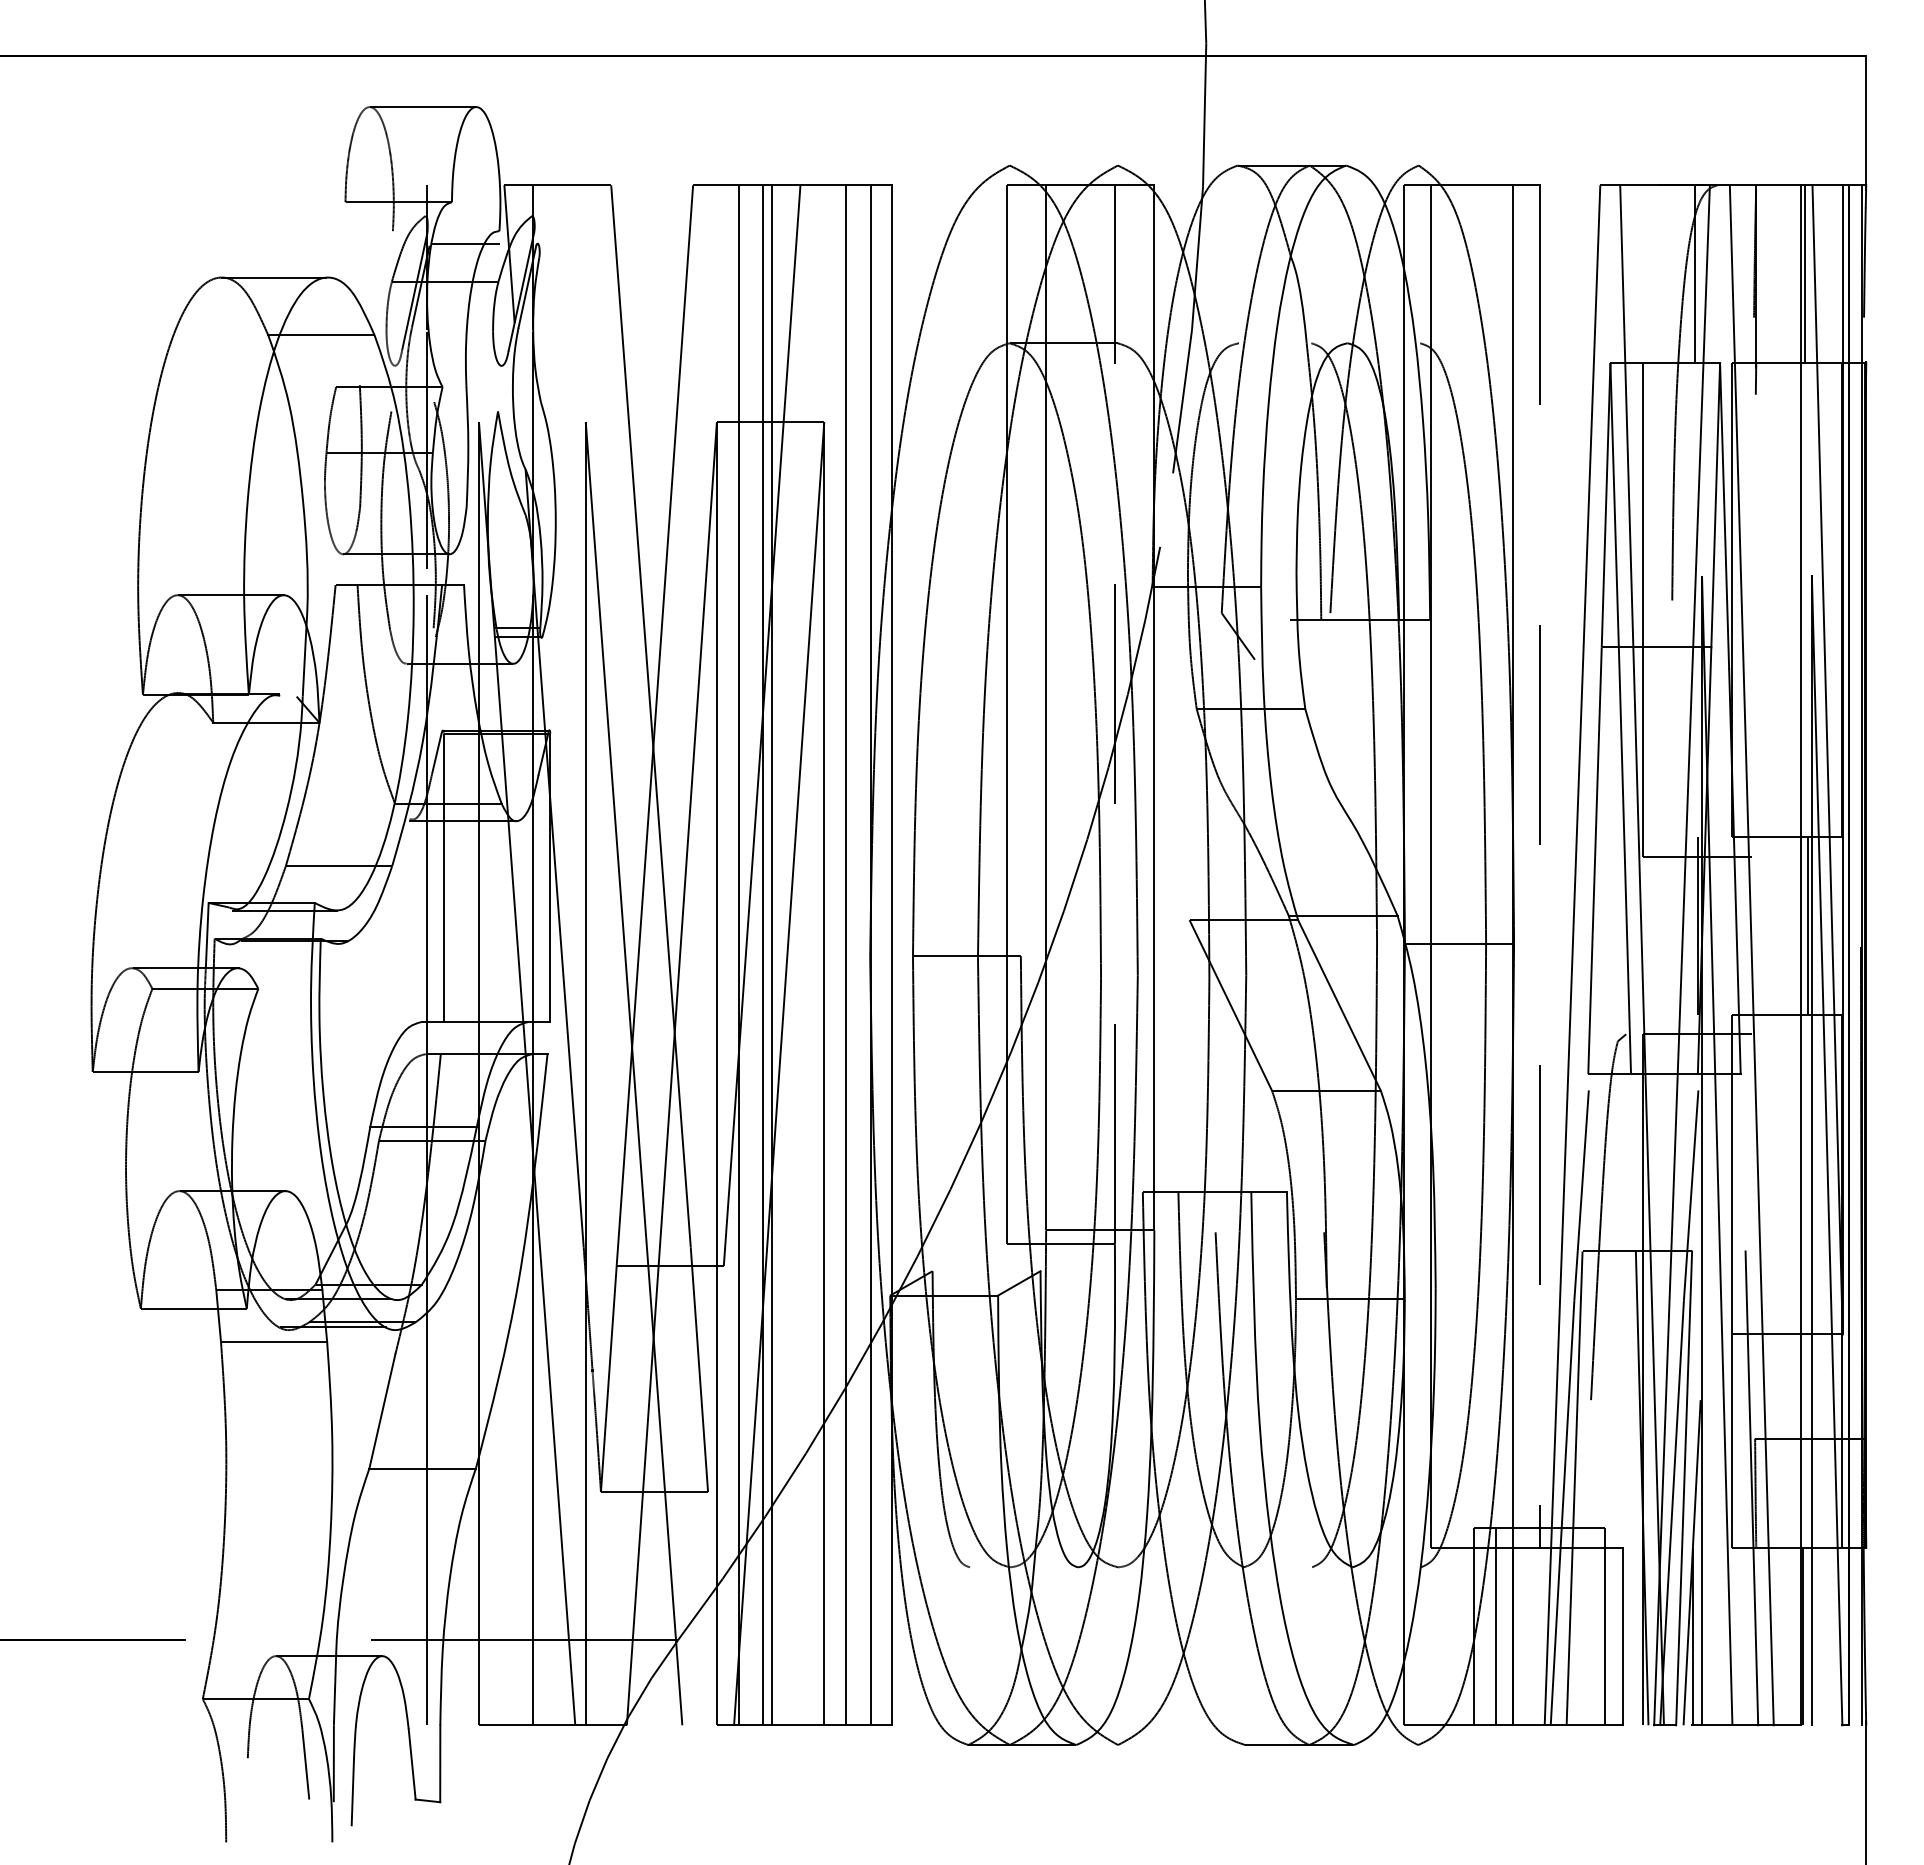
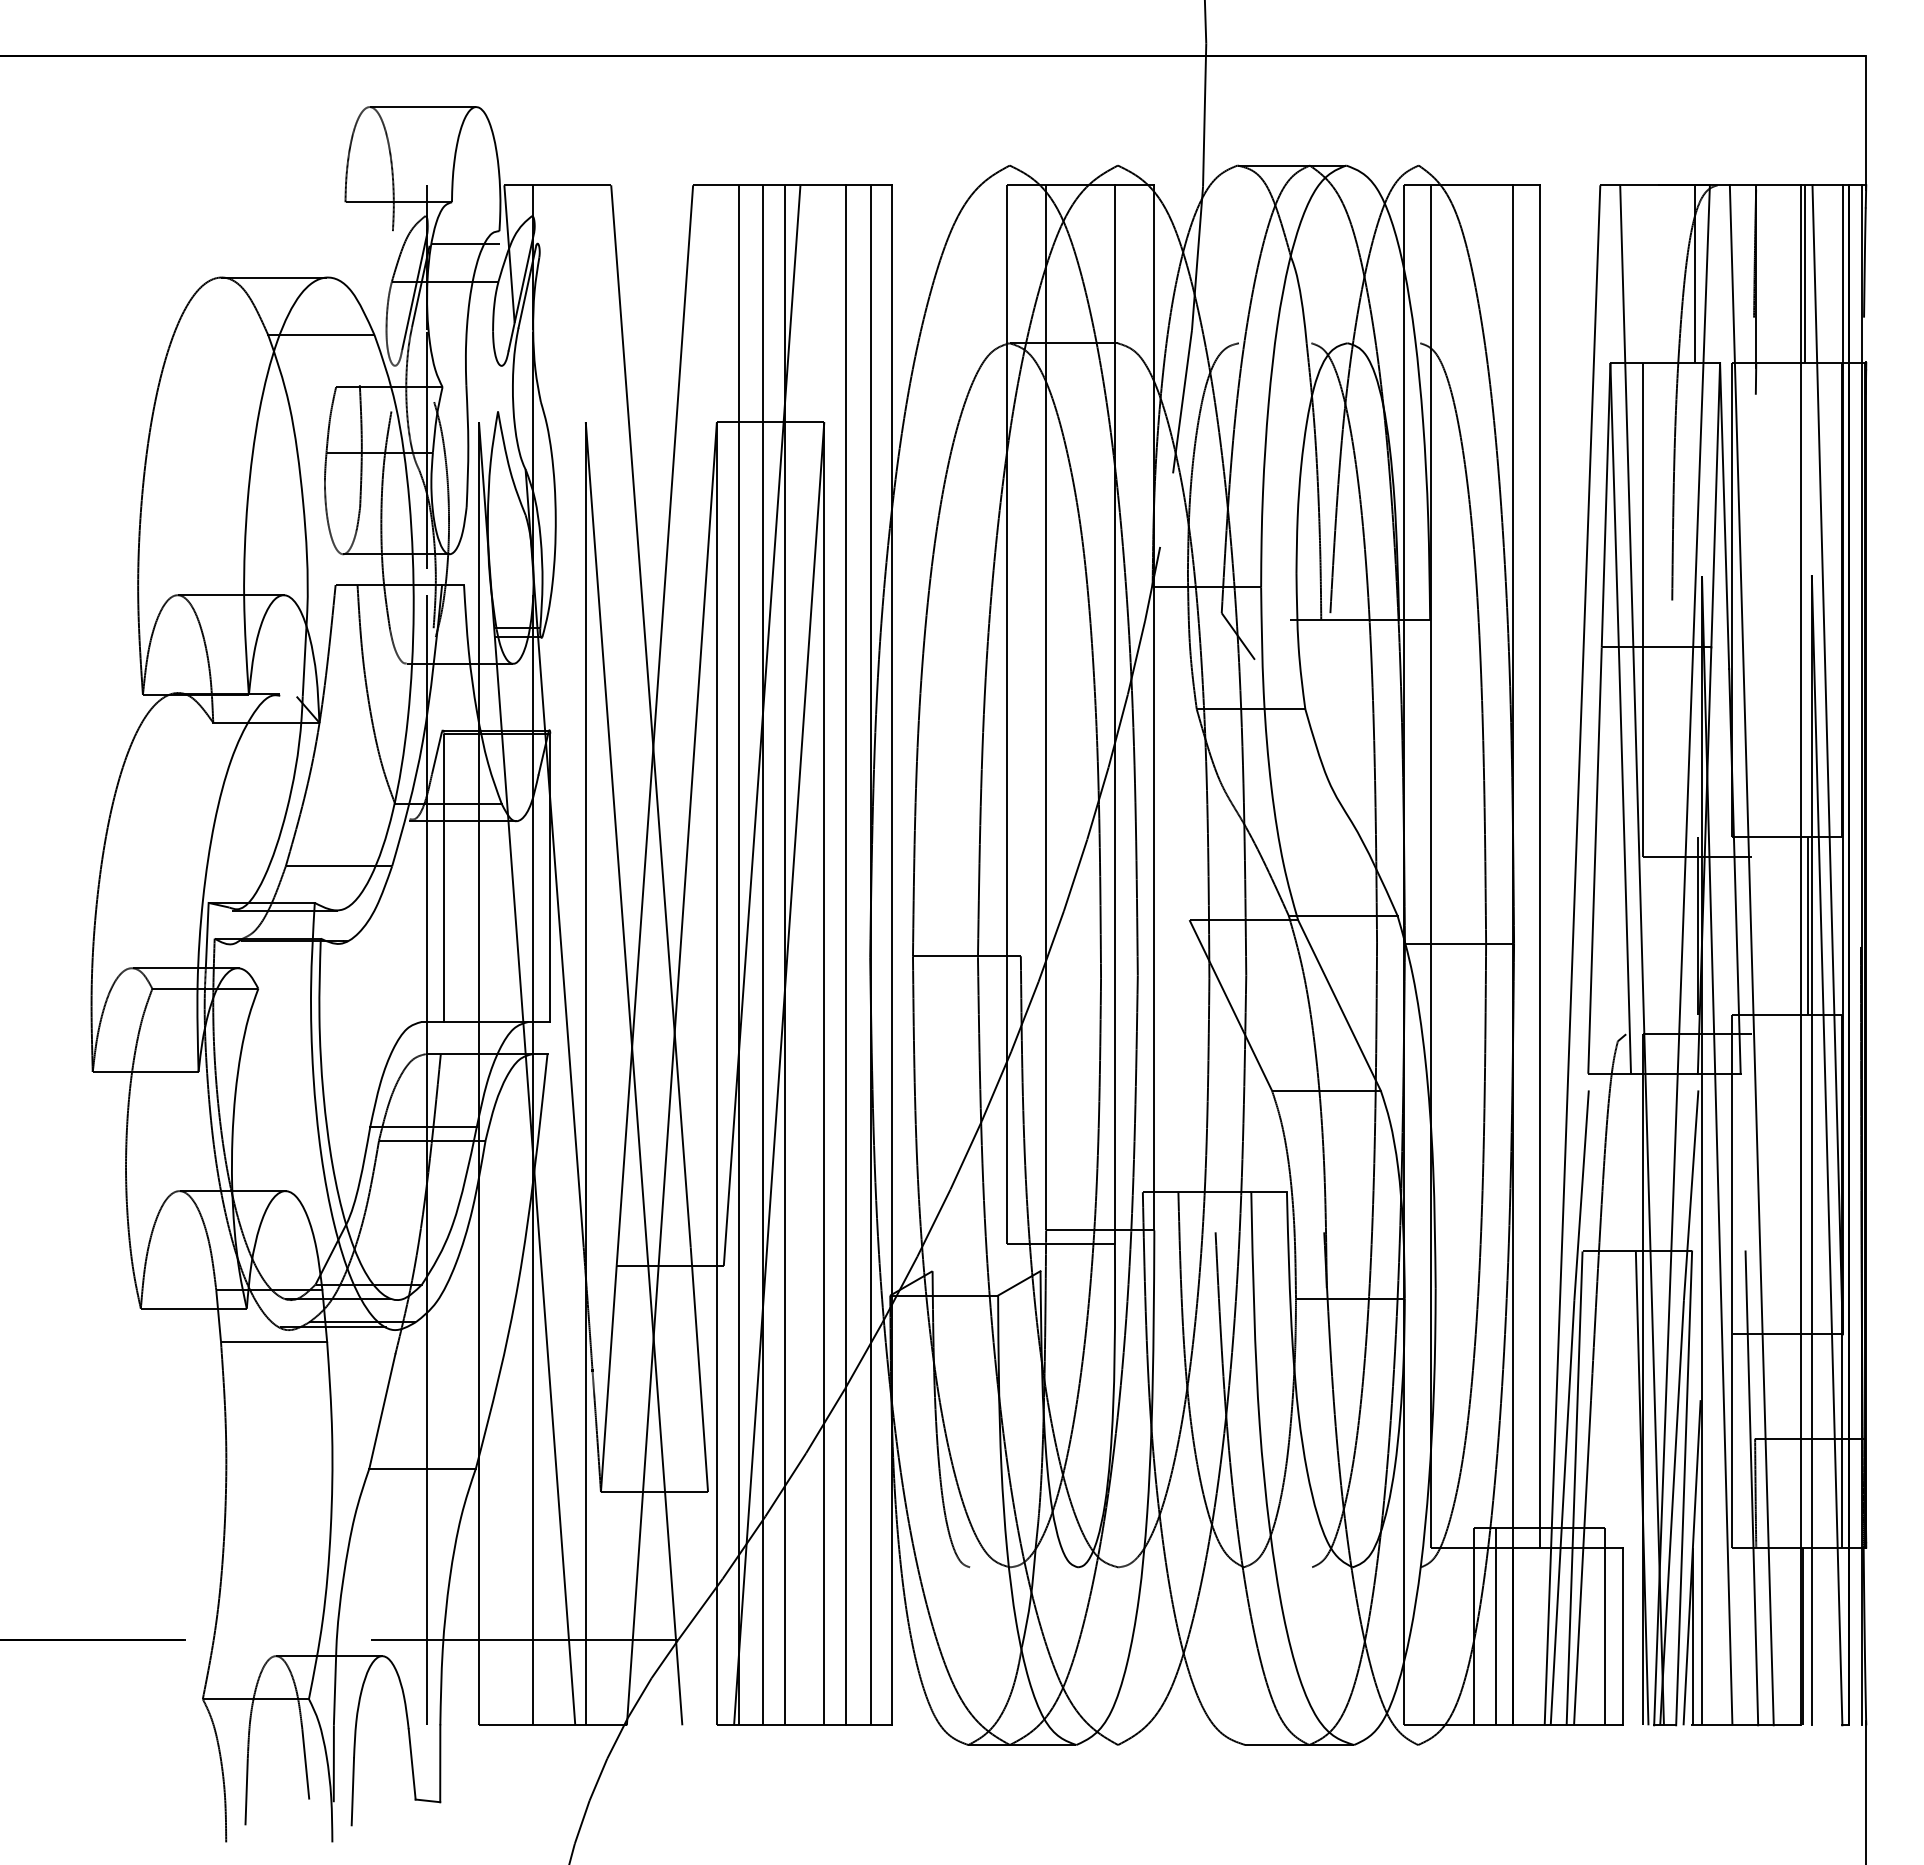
line: dashed -> solid (1114, 714)
line: dashed -> solid (1539, 866)
line position: (771, 955) -> (784, 955) (784, 955)
line: none -> present (1582, 1562)
line: none -> present (246, 1791)
